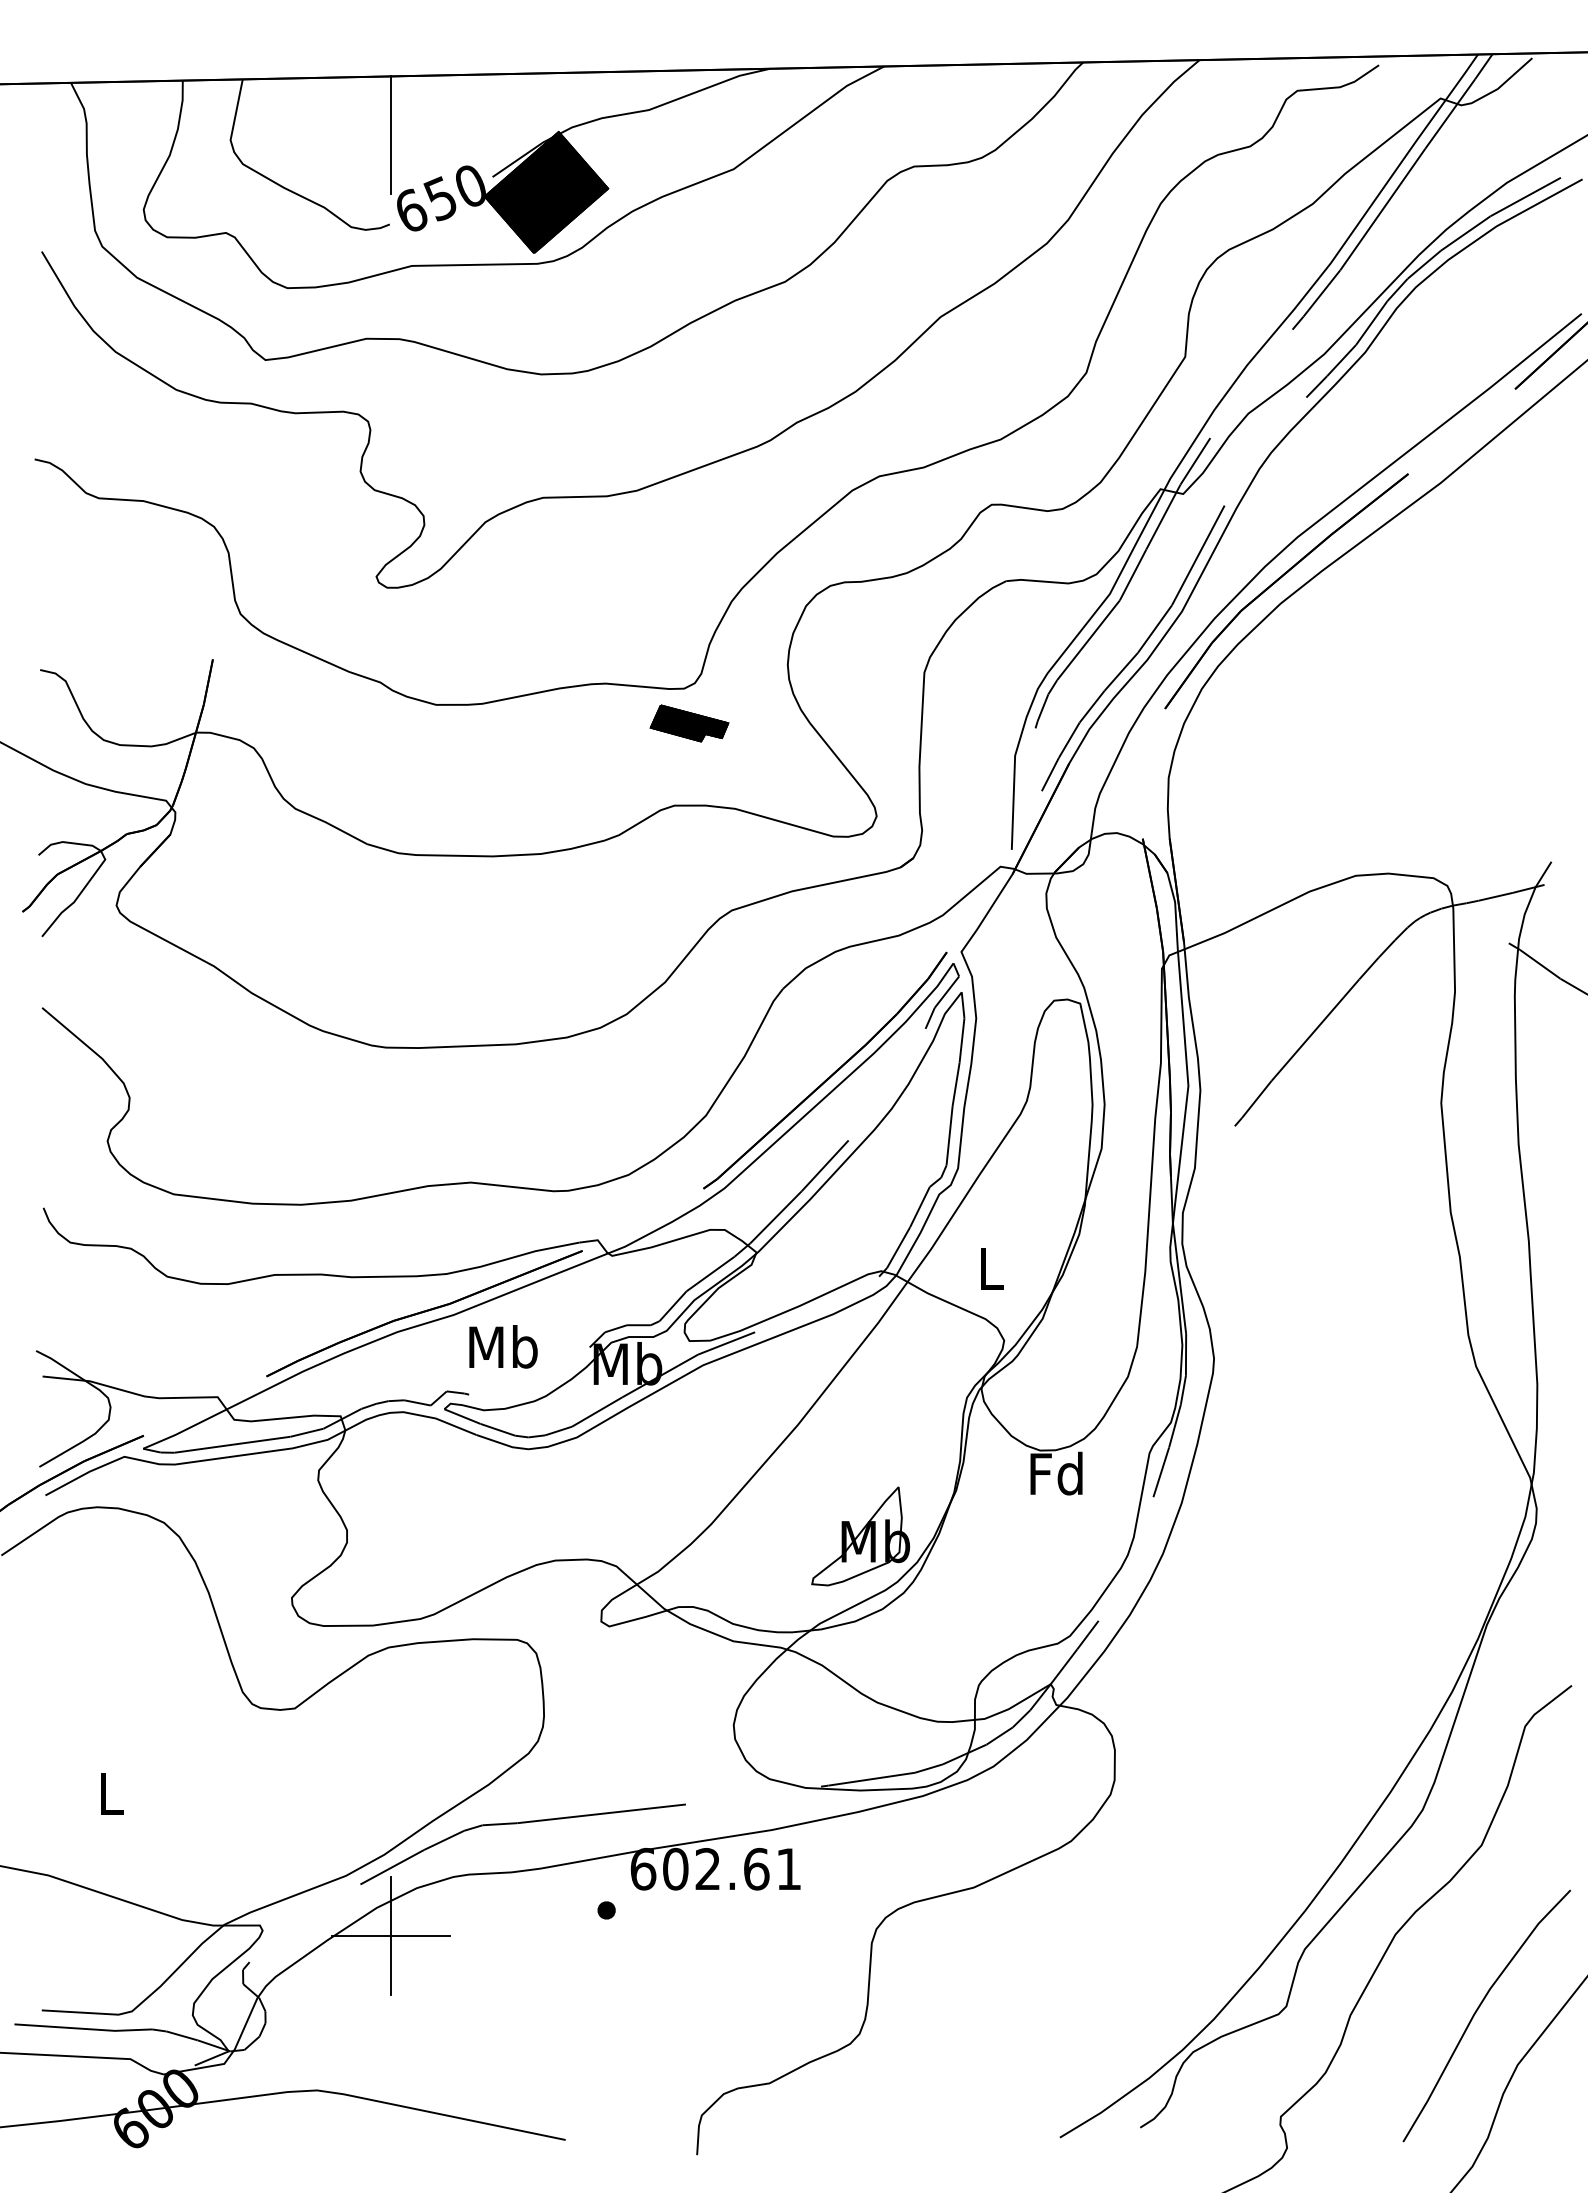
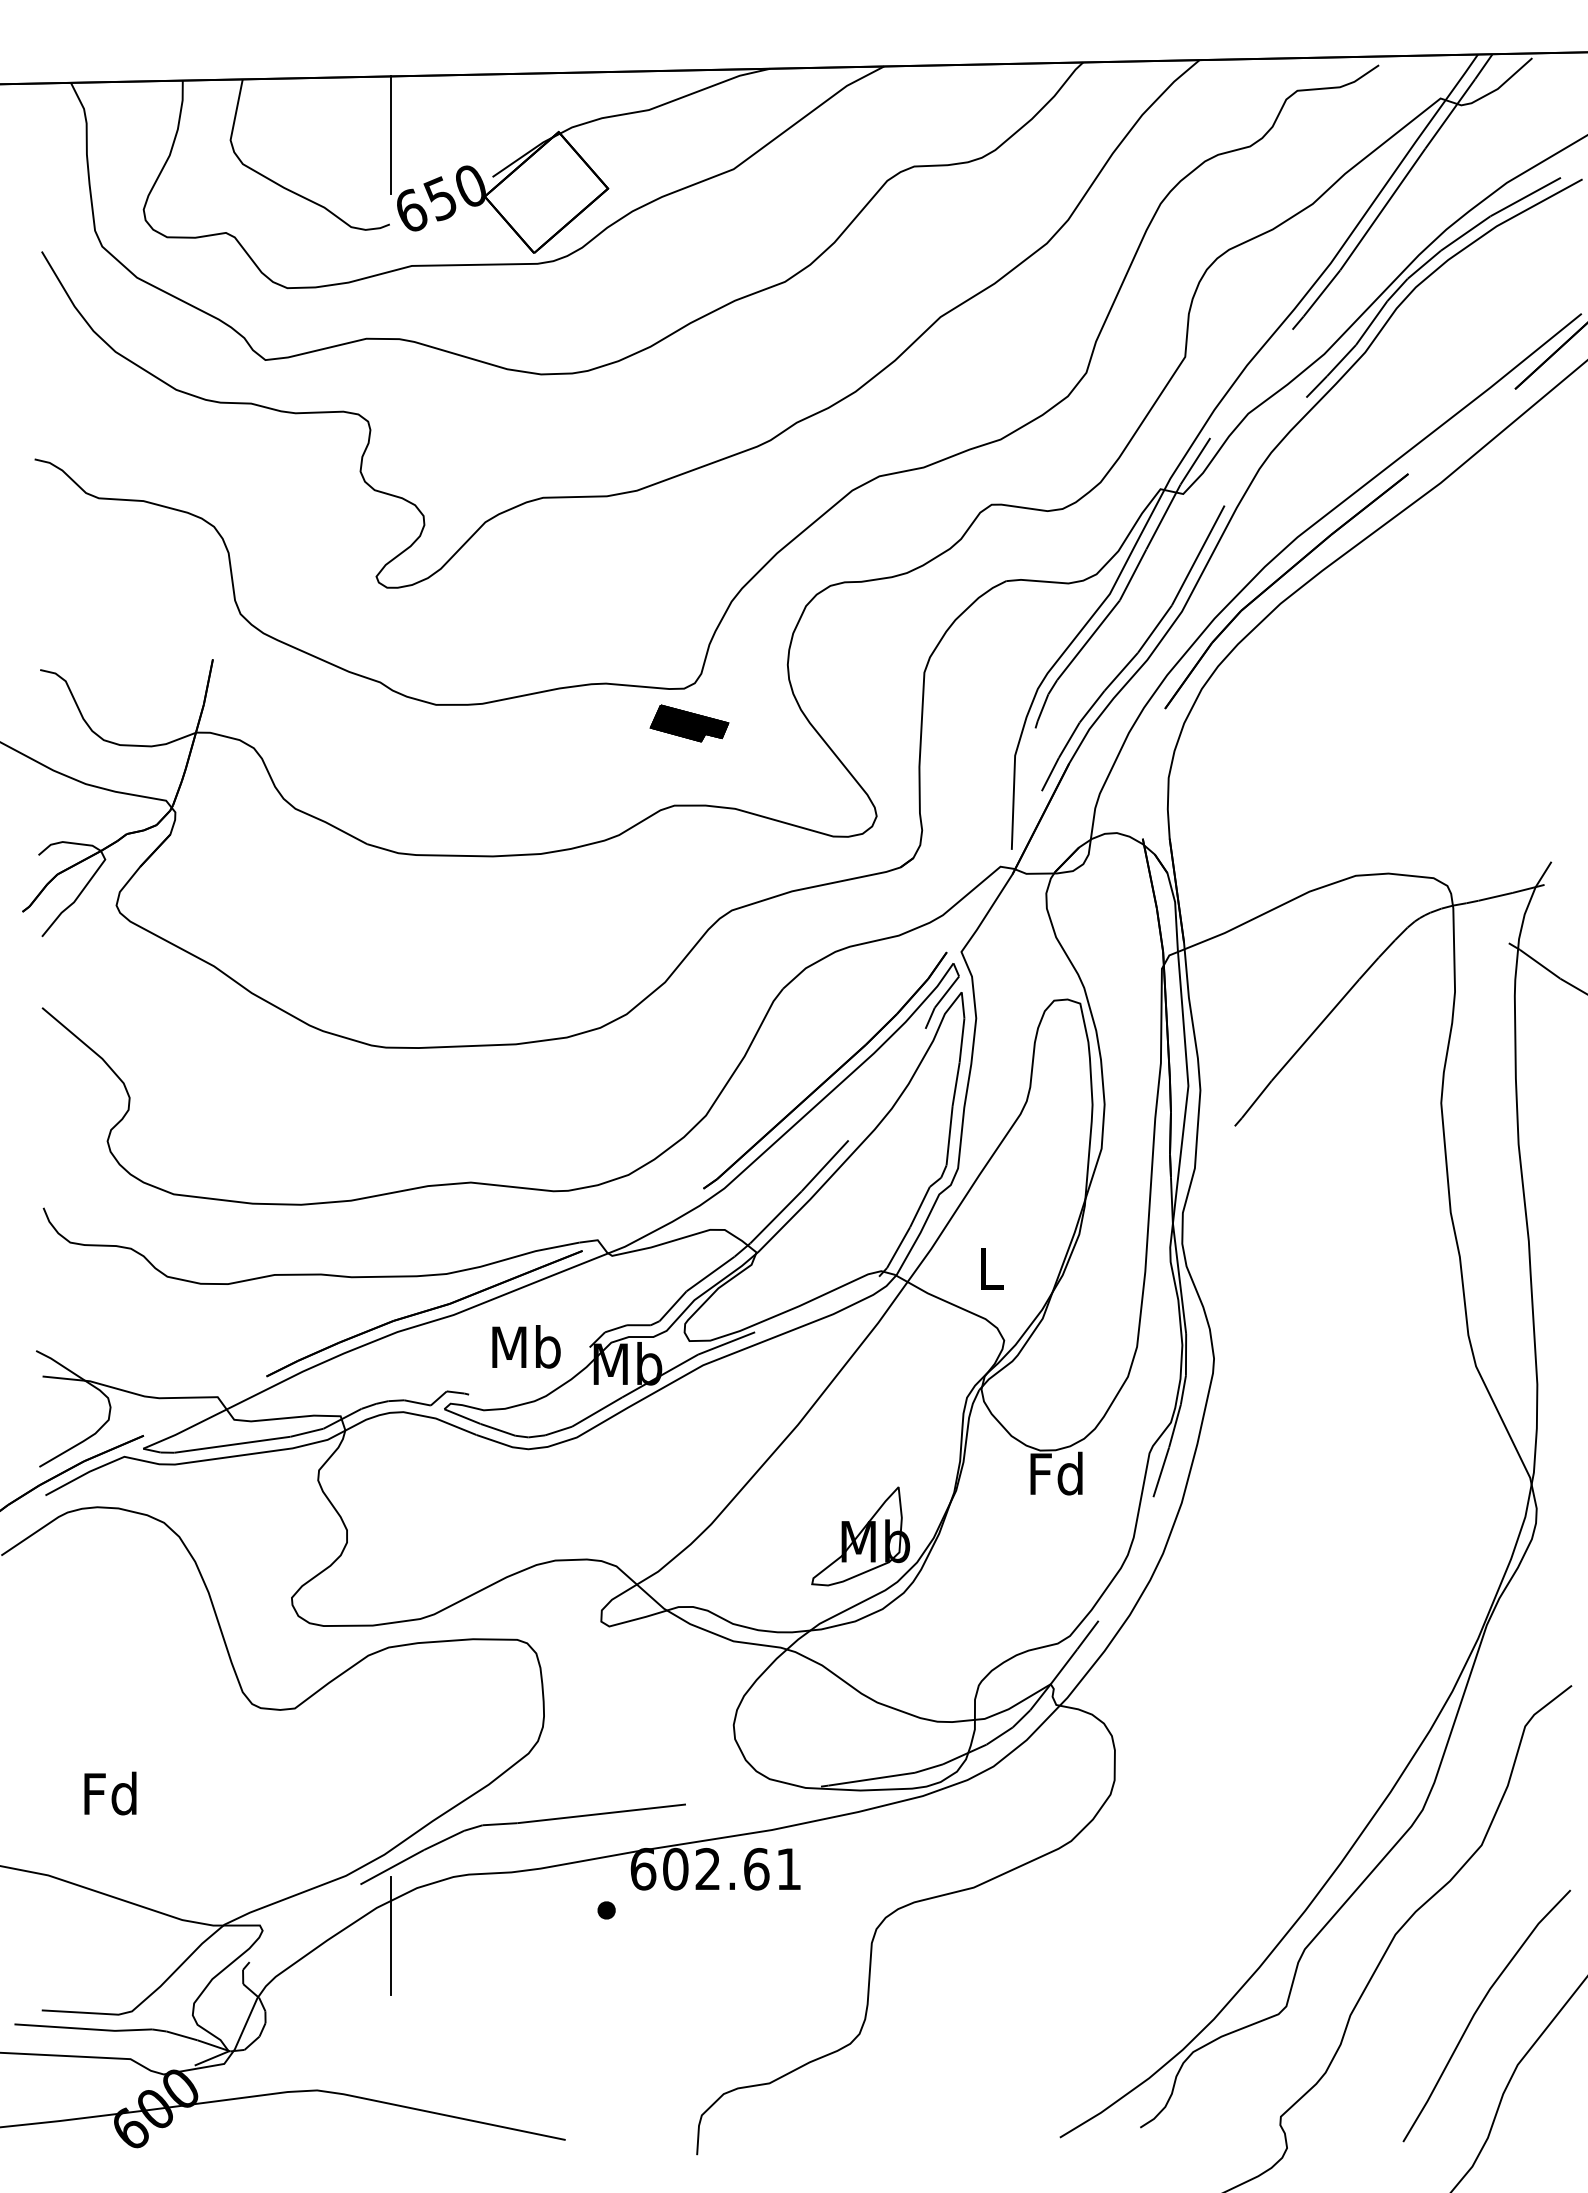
fill: present -> none (546, 192)
text position: (503, 1346) -> (526, 1346) (526, 1346)
text: L -> Fd (110, 1793)
line: present -> none (390, 1935)
